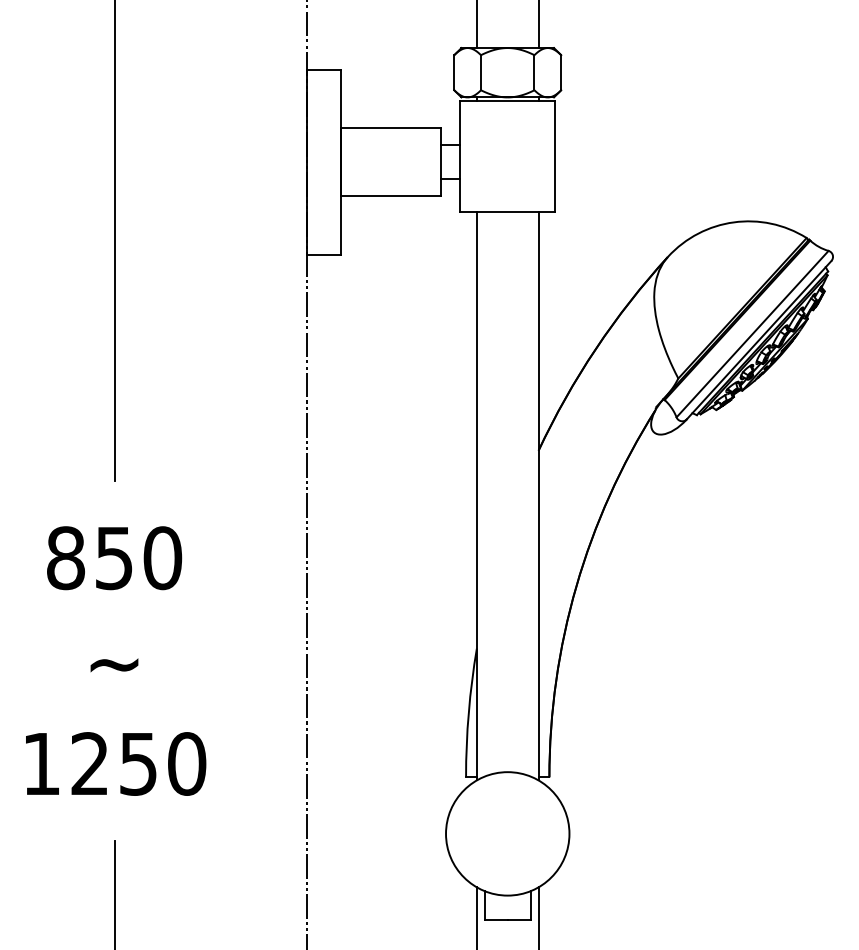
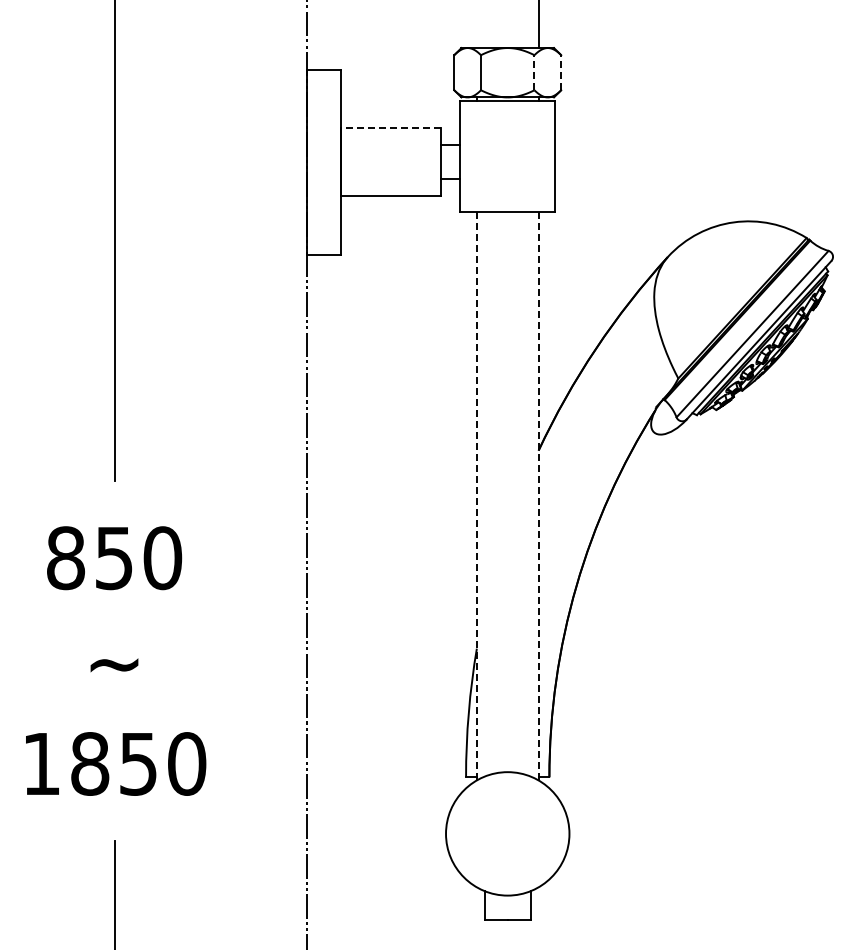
line: present -> none (476, 25)
line: solid -> dashed (534, 72)
line: solid -> dashed (561, 72)
line: solid -> dashed (391, 128)
line: solid -> dashed (476, 496)
line: solid -> dashed (538, 496)
text: 1250 -> 1850 (90, 763)
line: present -> none (476, 916)
line: present -> none (538, 916)
